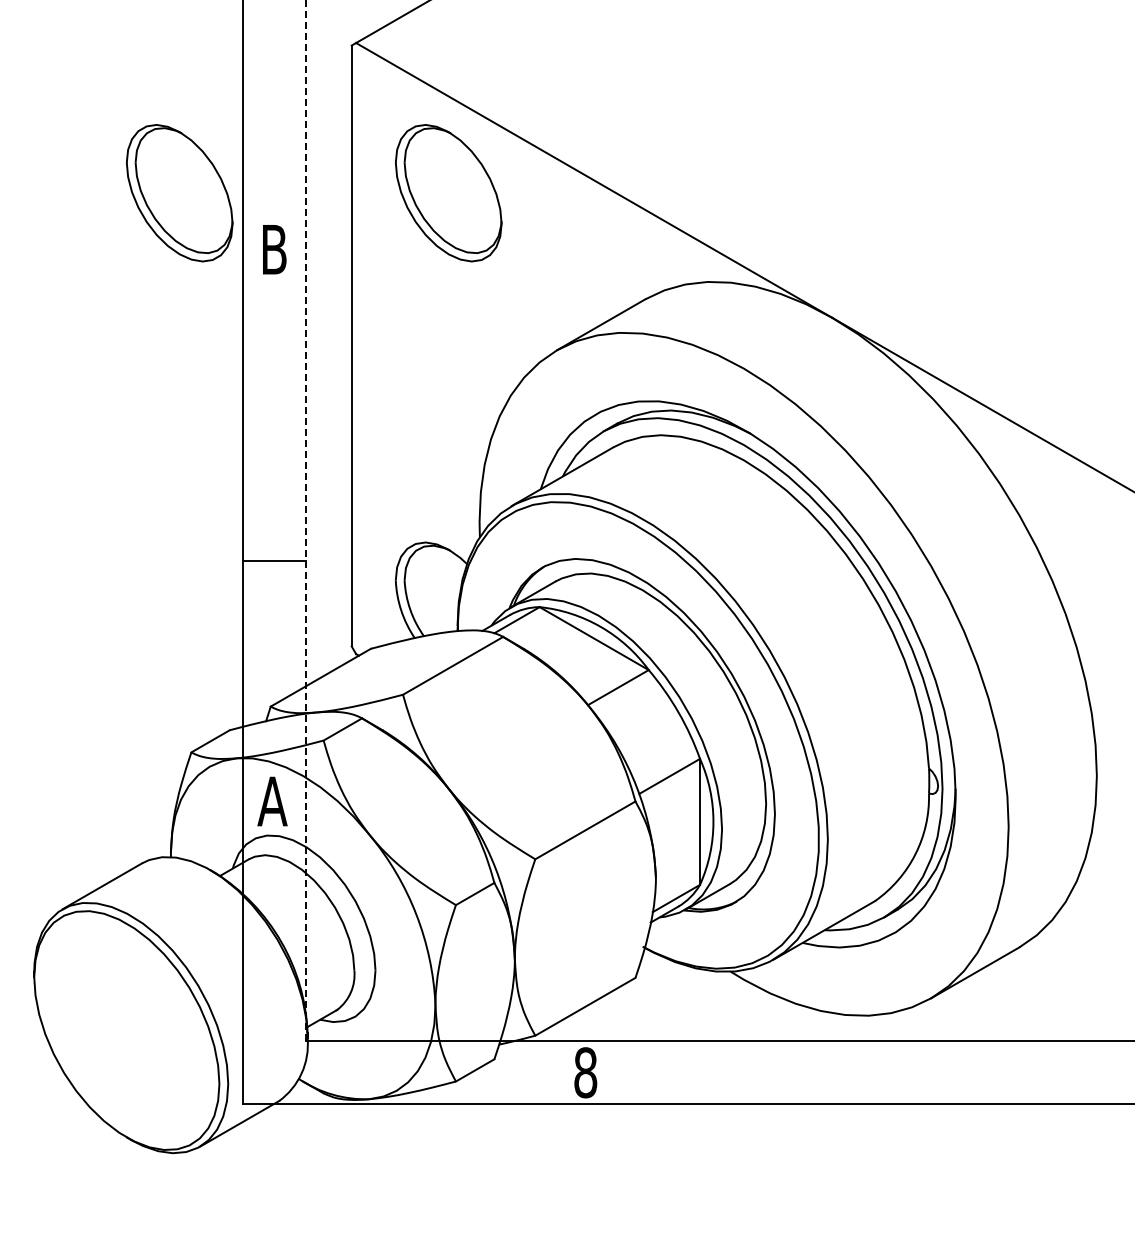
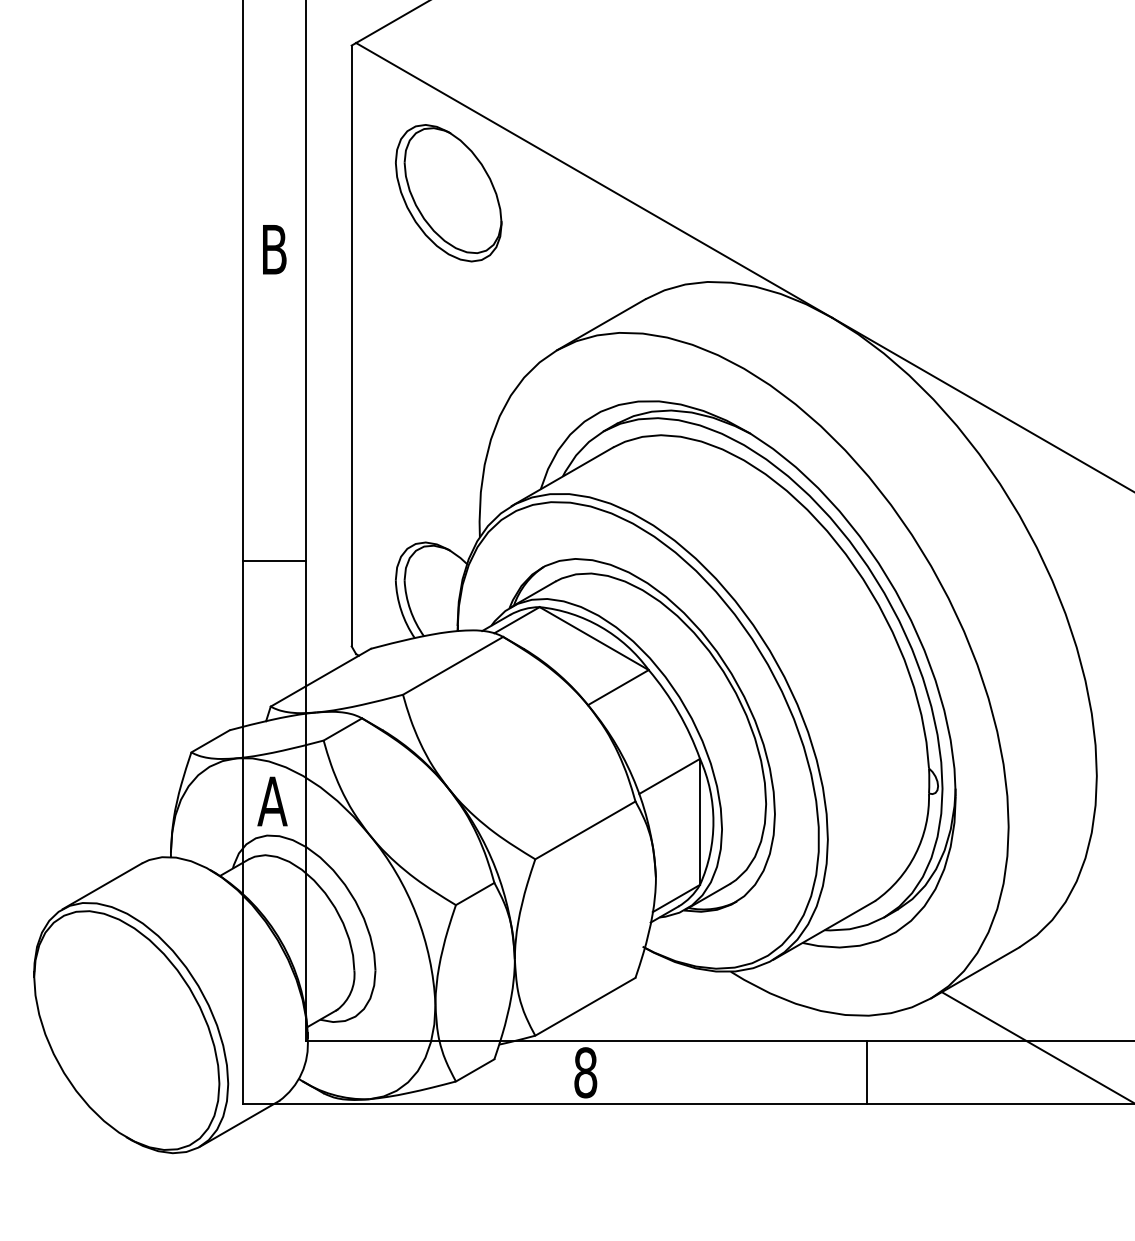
part: present -> none (179, 193)
line: dashed -> solid (305, 520)
line: none -> present (1036, 1046)
line: none -> present (866, 1072)
